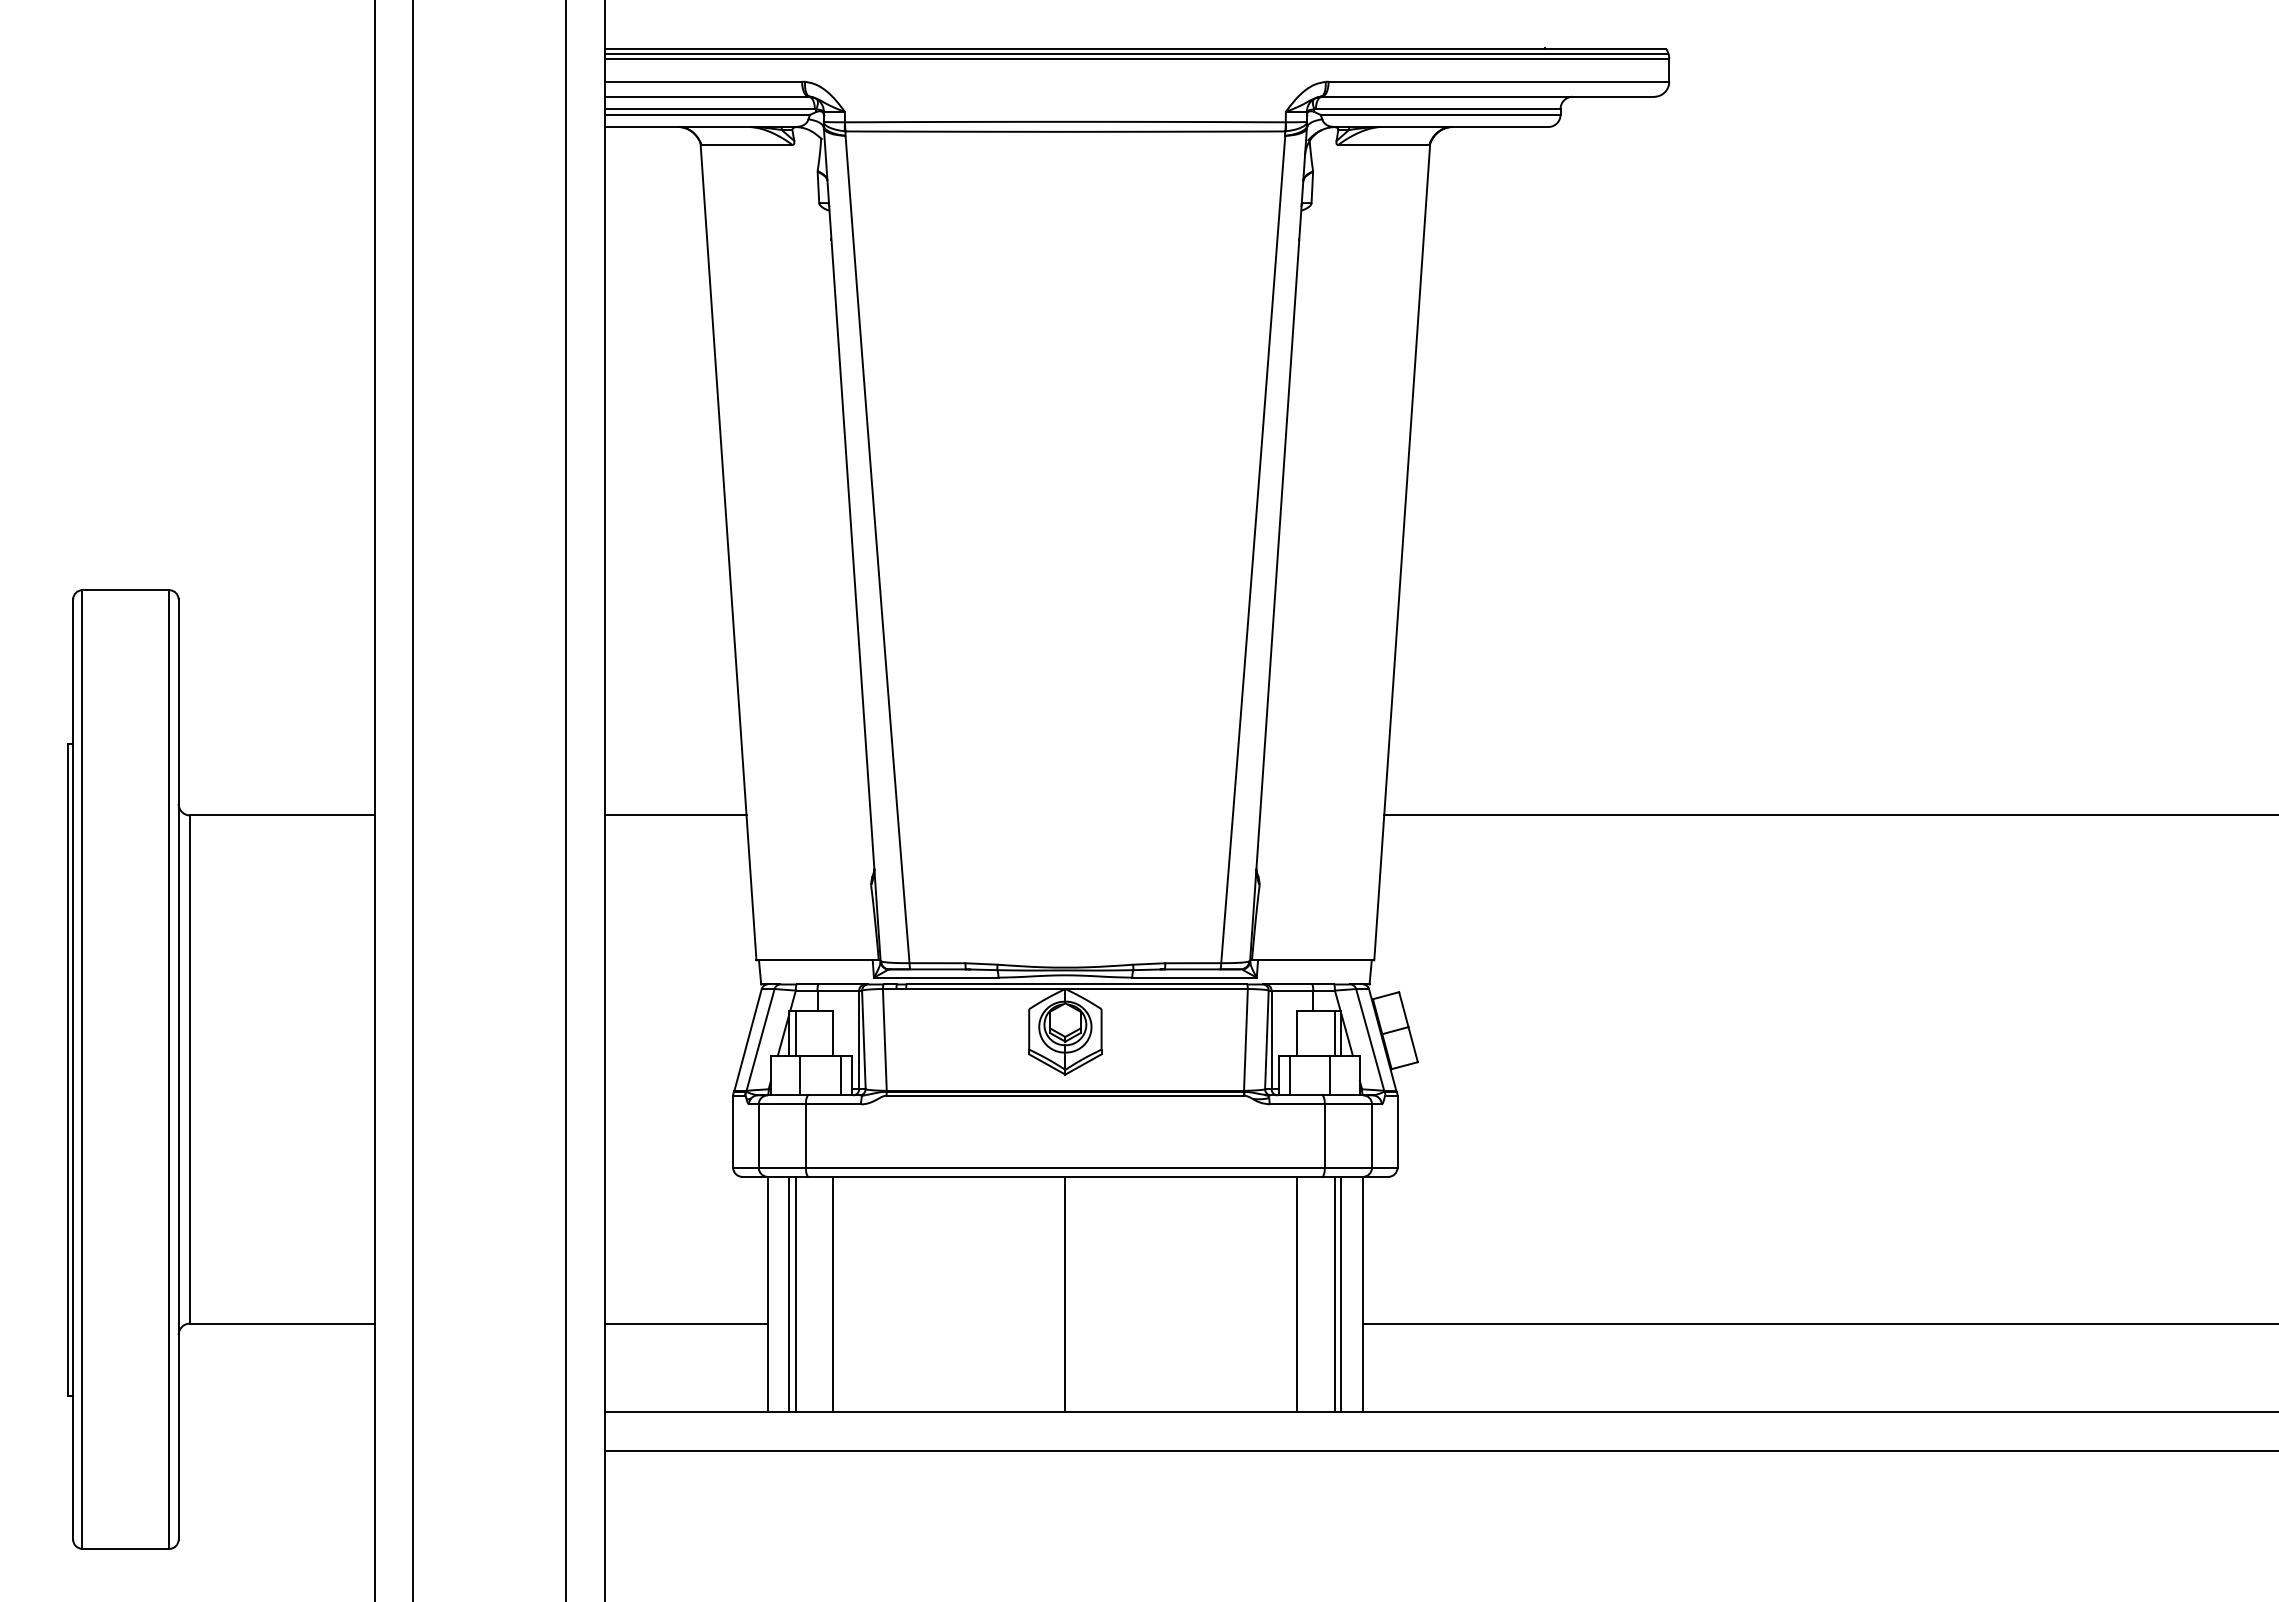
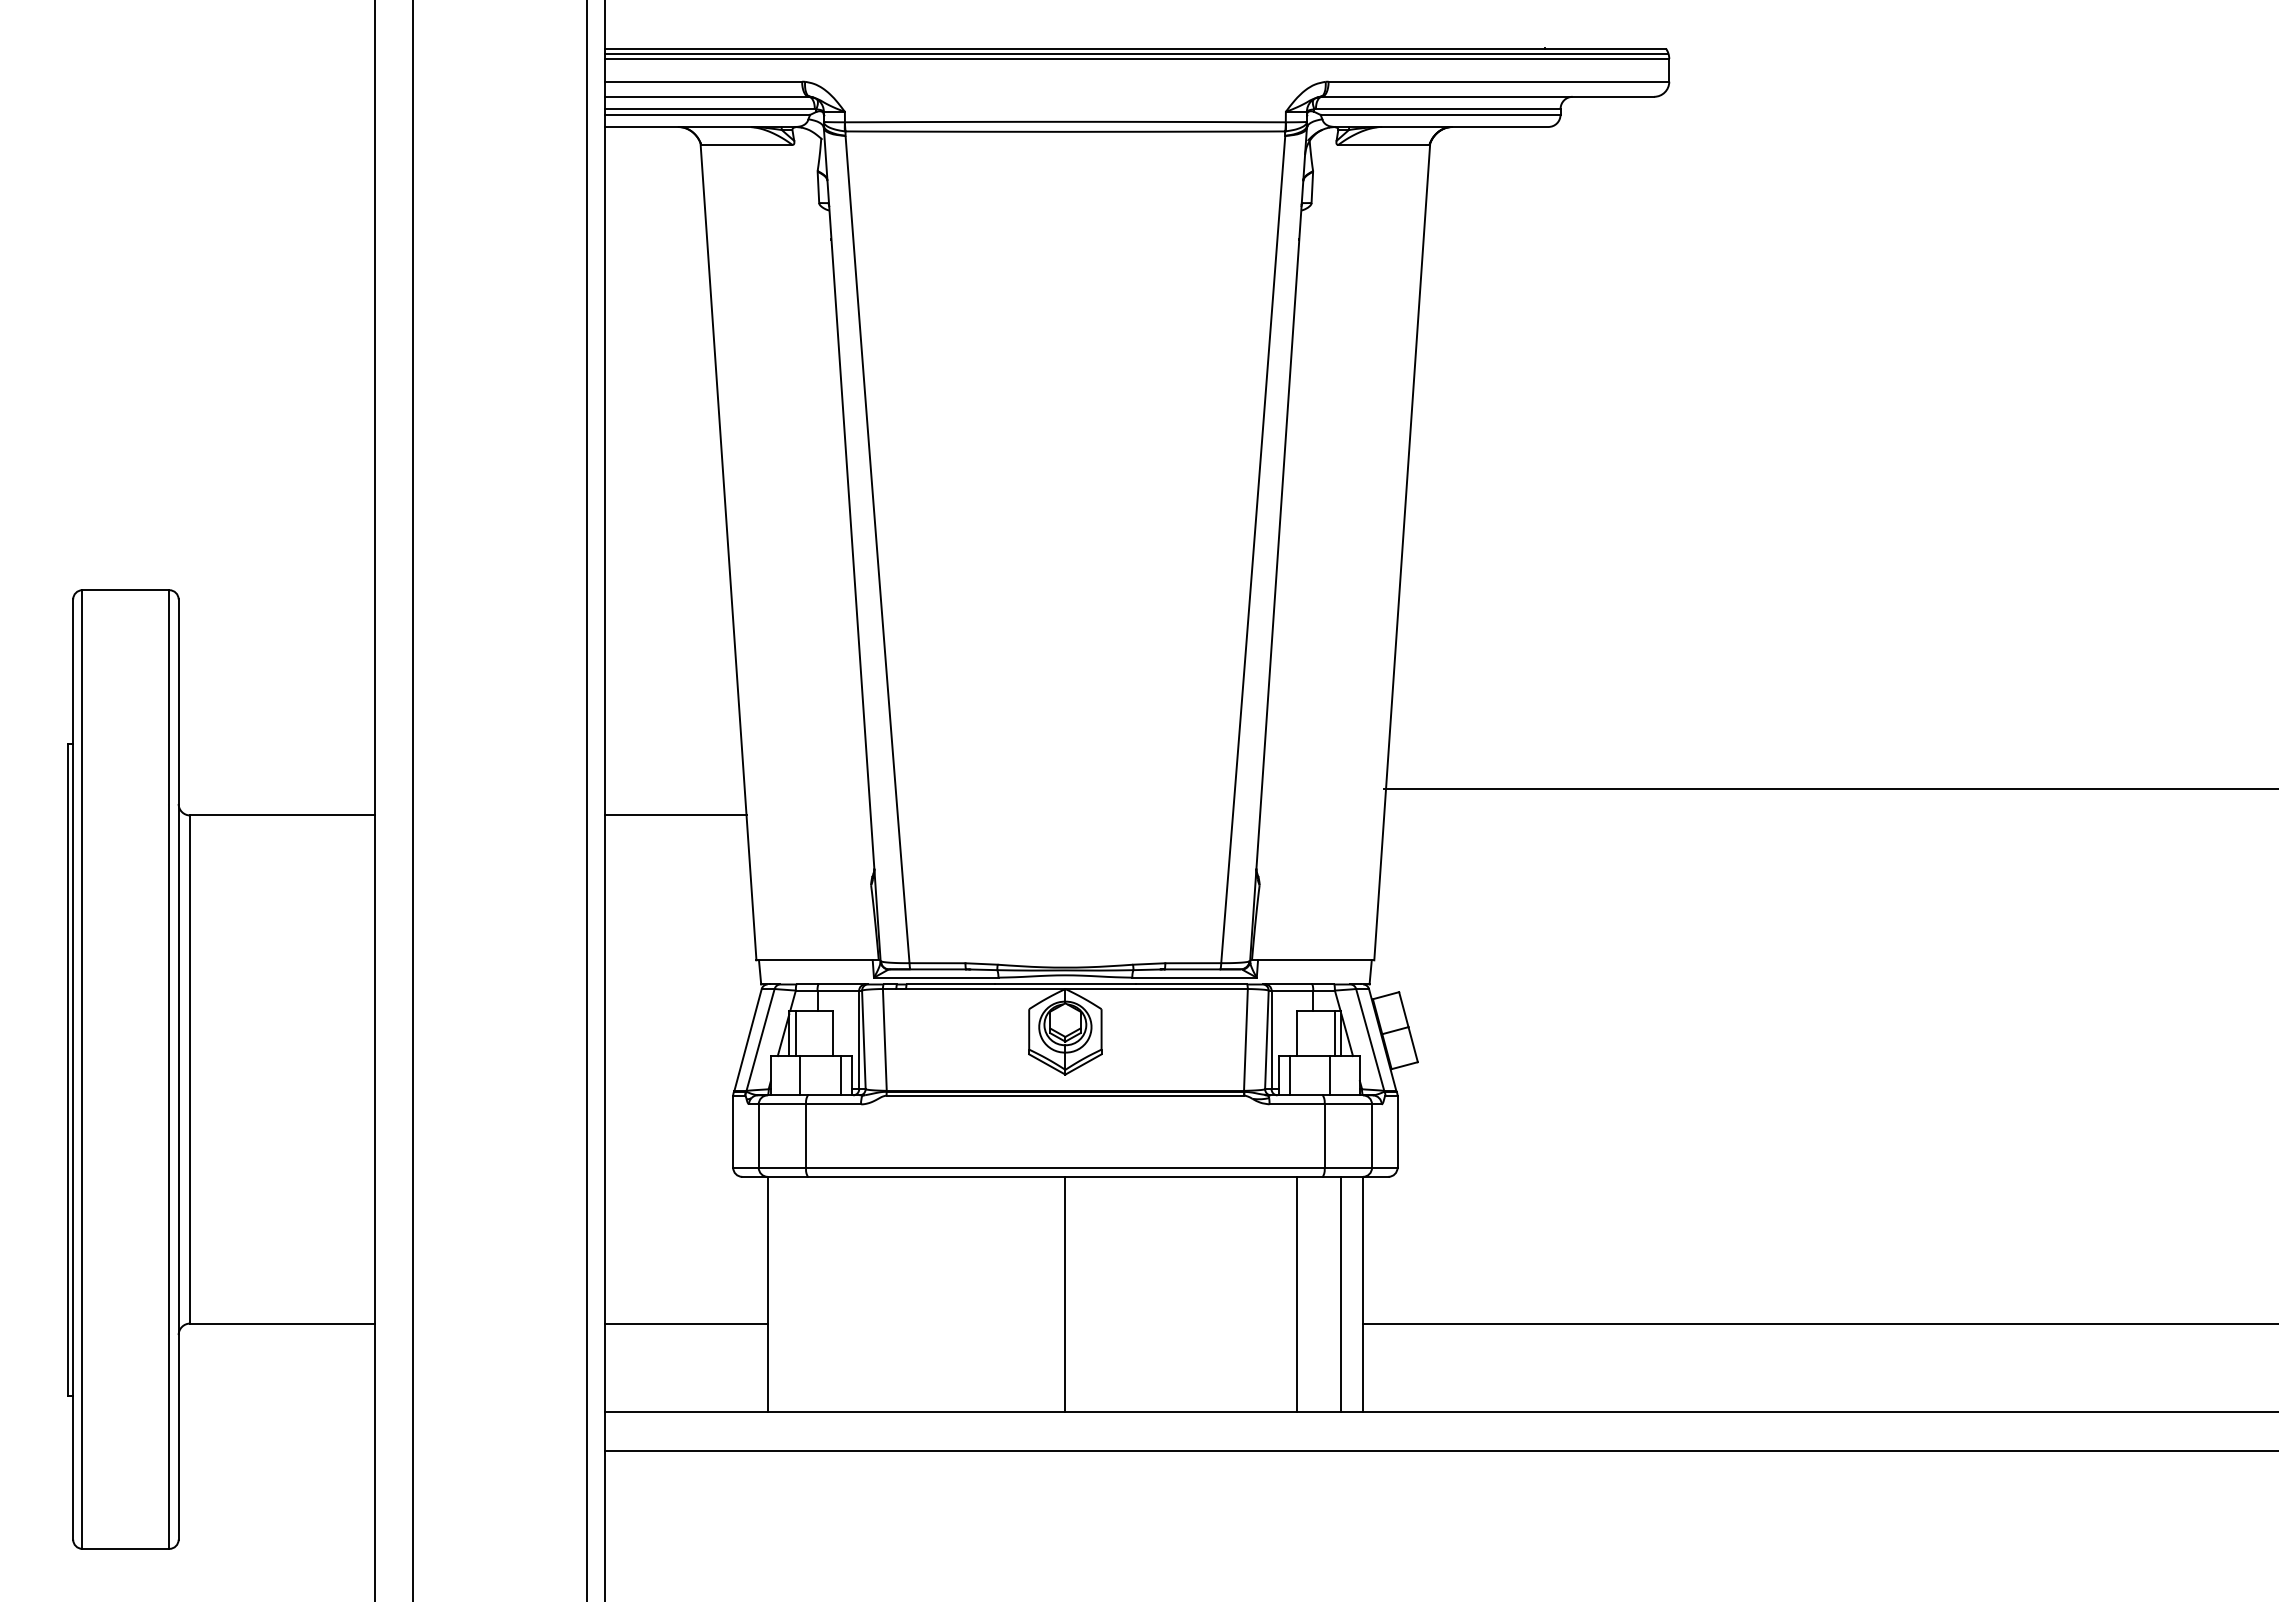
line position: (566, 800) -> (587, 800) (587, 800)
line position: (1829, 815) -> (1829, 789) (1829, 789)
line: present -> none (789, 1294)
line: present -> none (795, 1294)
line: present -> none (833, 1294)
line: present -> none (1335, 1294)
